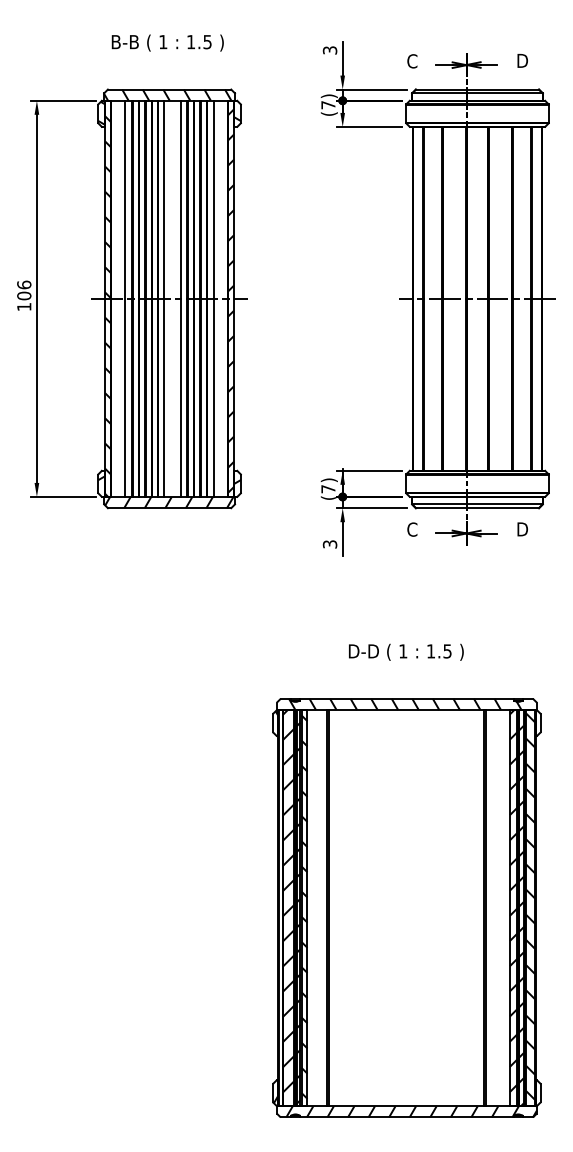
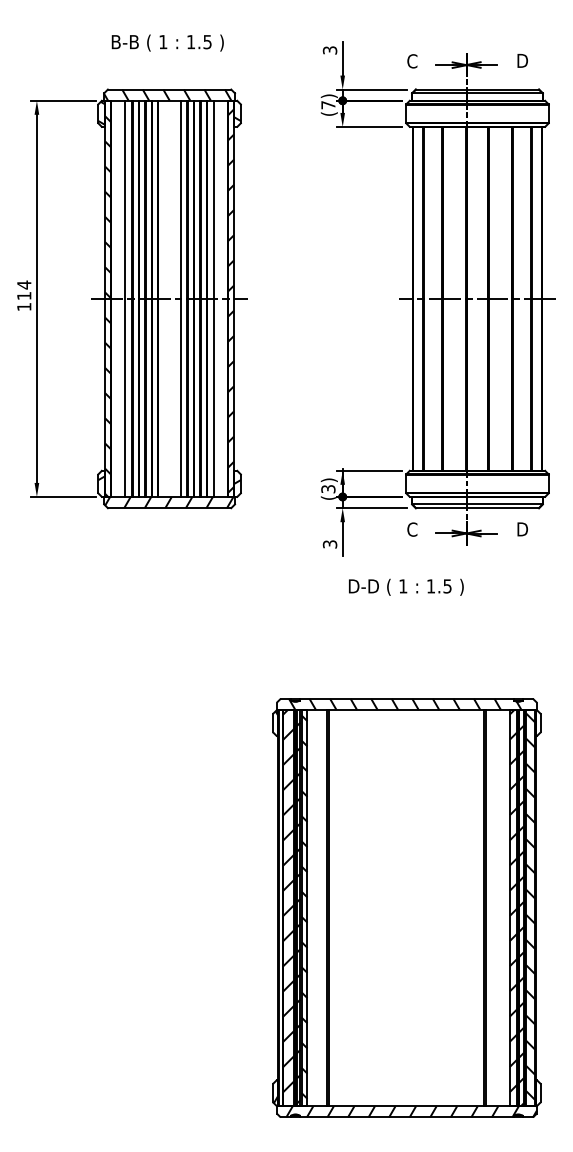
text: 106 -> 114 (24, 290)
line: present -> none (163, 298)
text: (7) -> (3) (328, 489)
text position: (406, 651) -> (406, 586) (406, 586)
